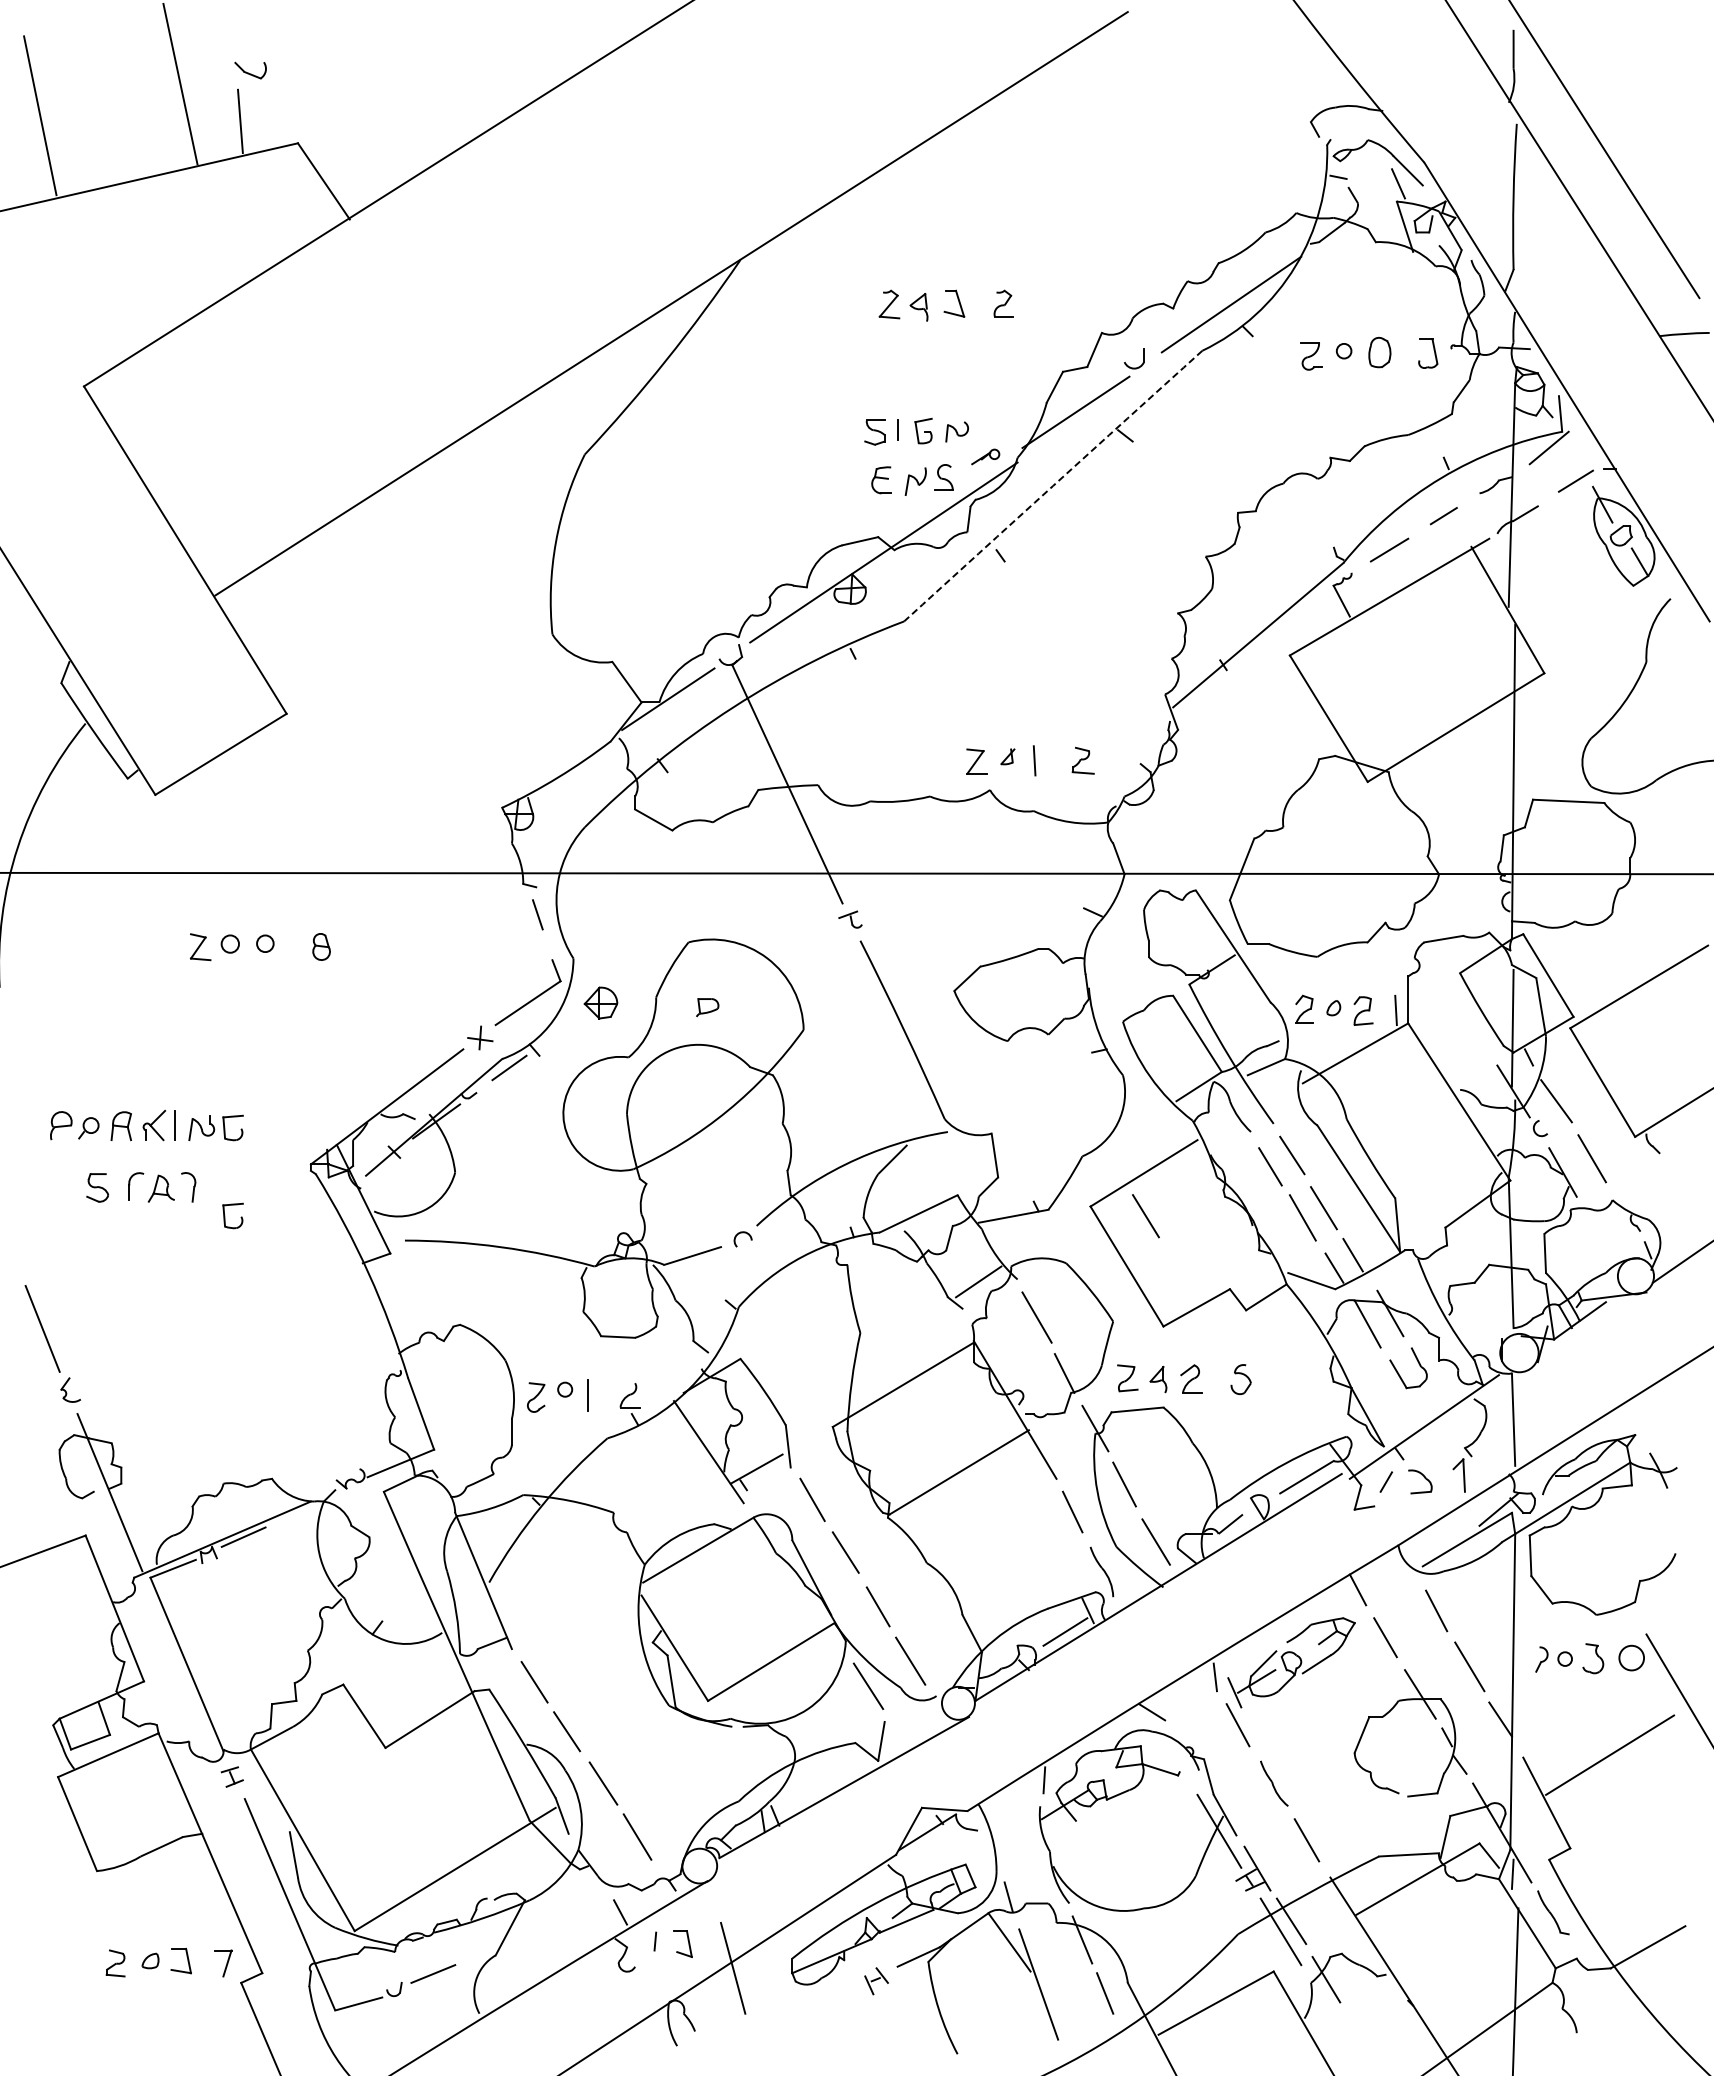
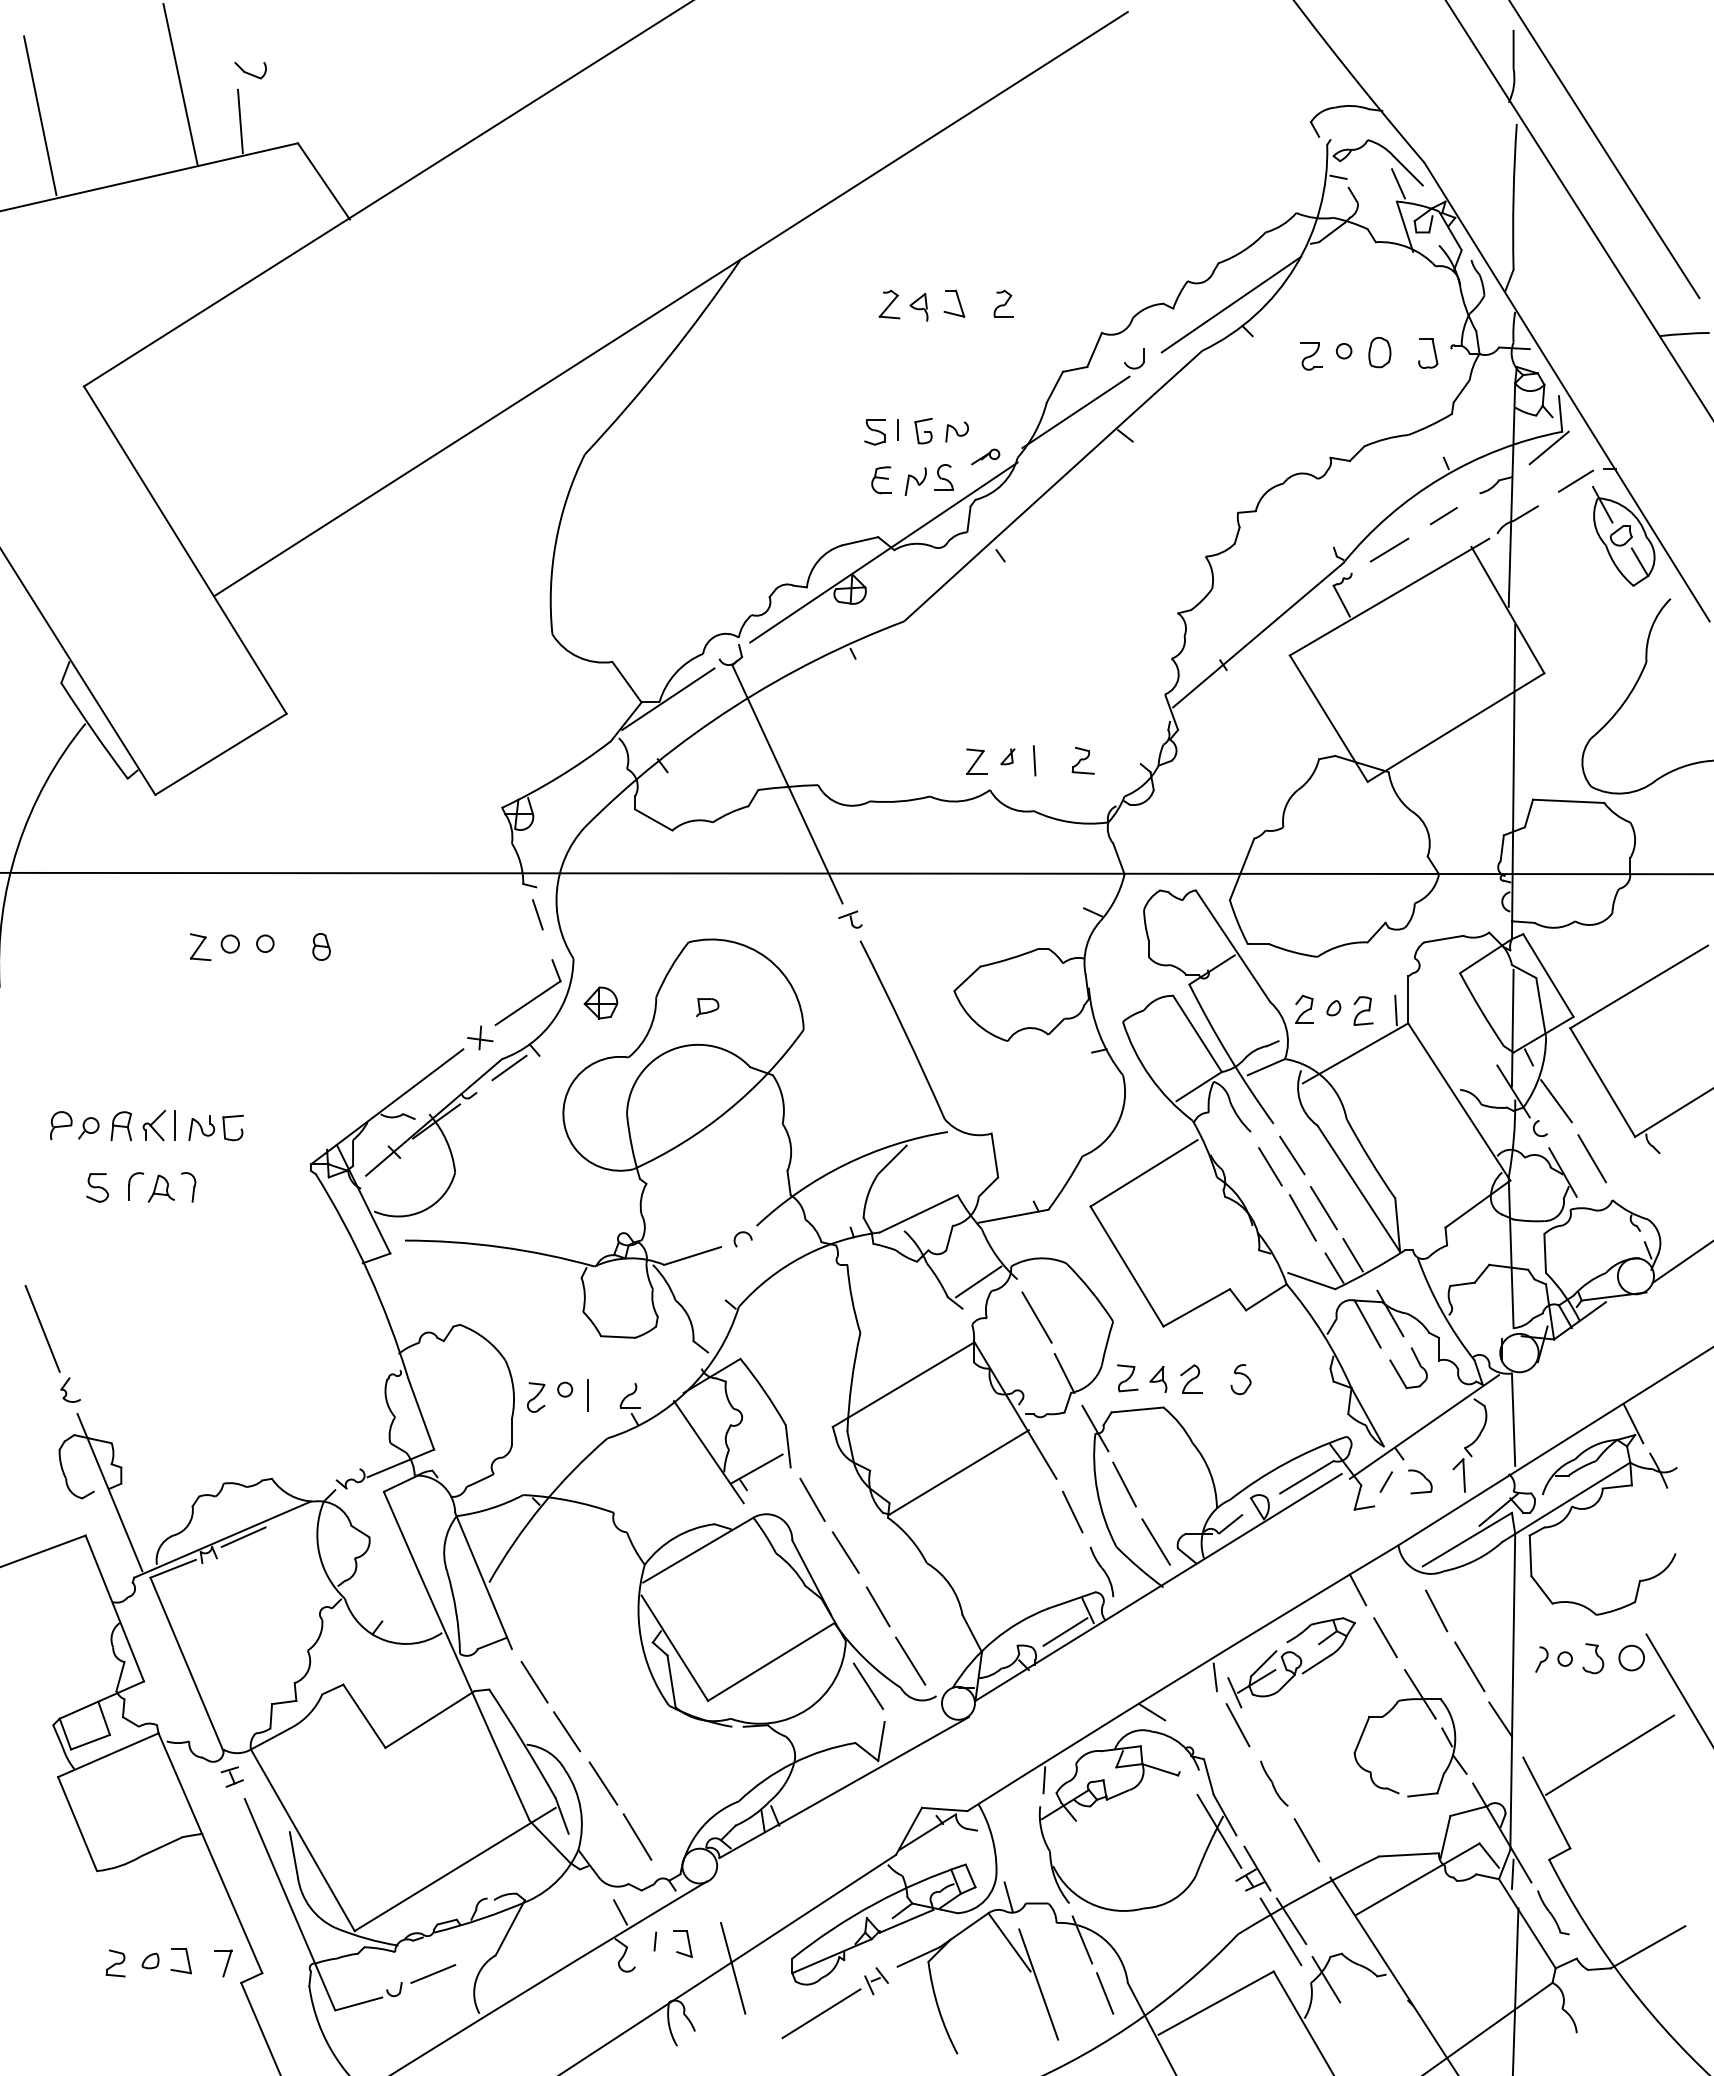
arc: dashed -> solid (1053, 485)
part: present -> none (225, 1215)
line: present -> none (1145, 1216)
line: none -> present (1633, 1423)
line: none -> present (821, 2013)
